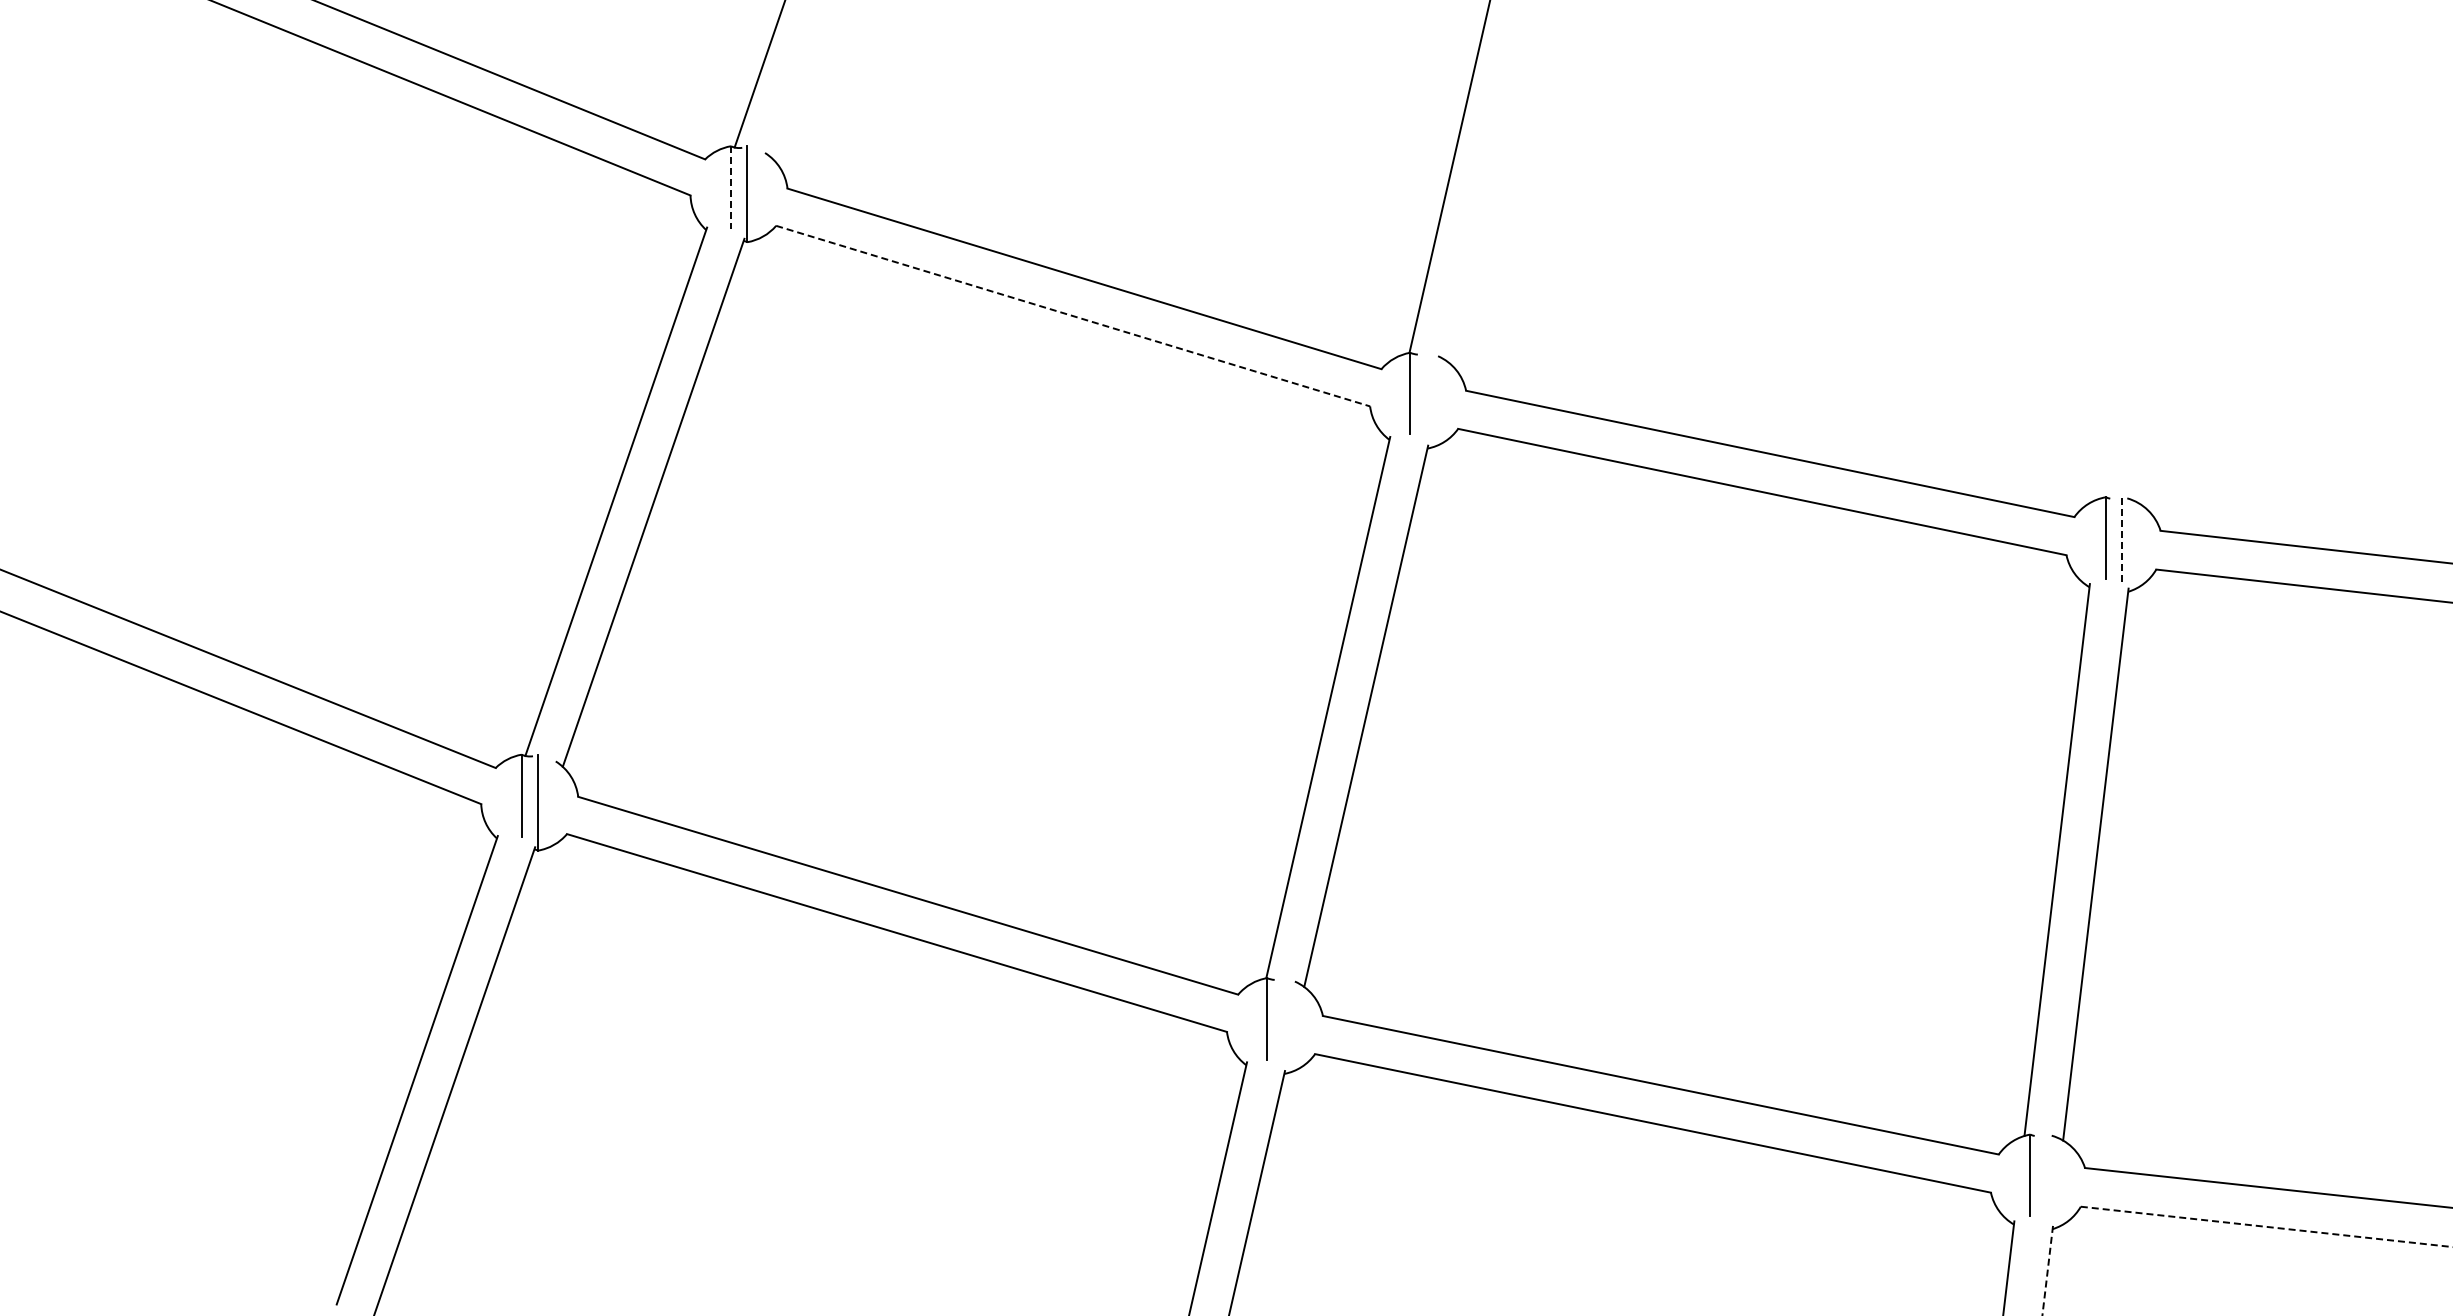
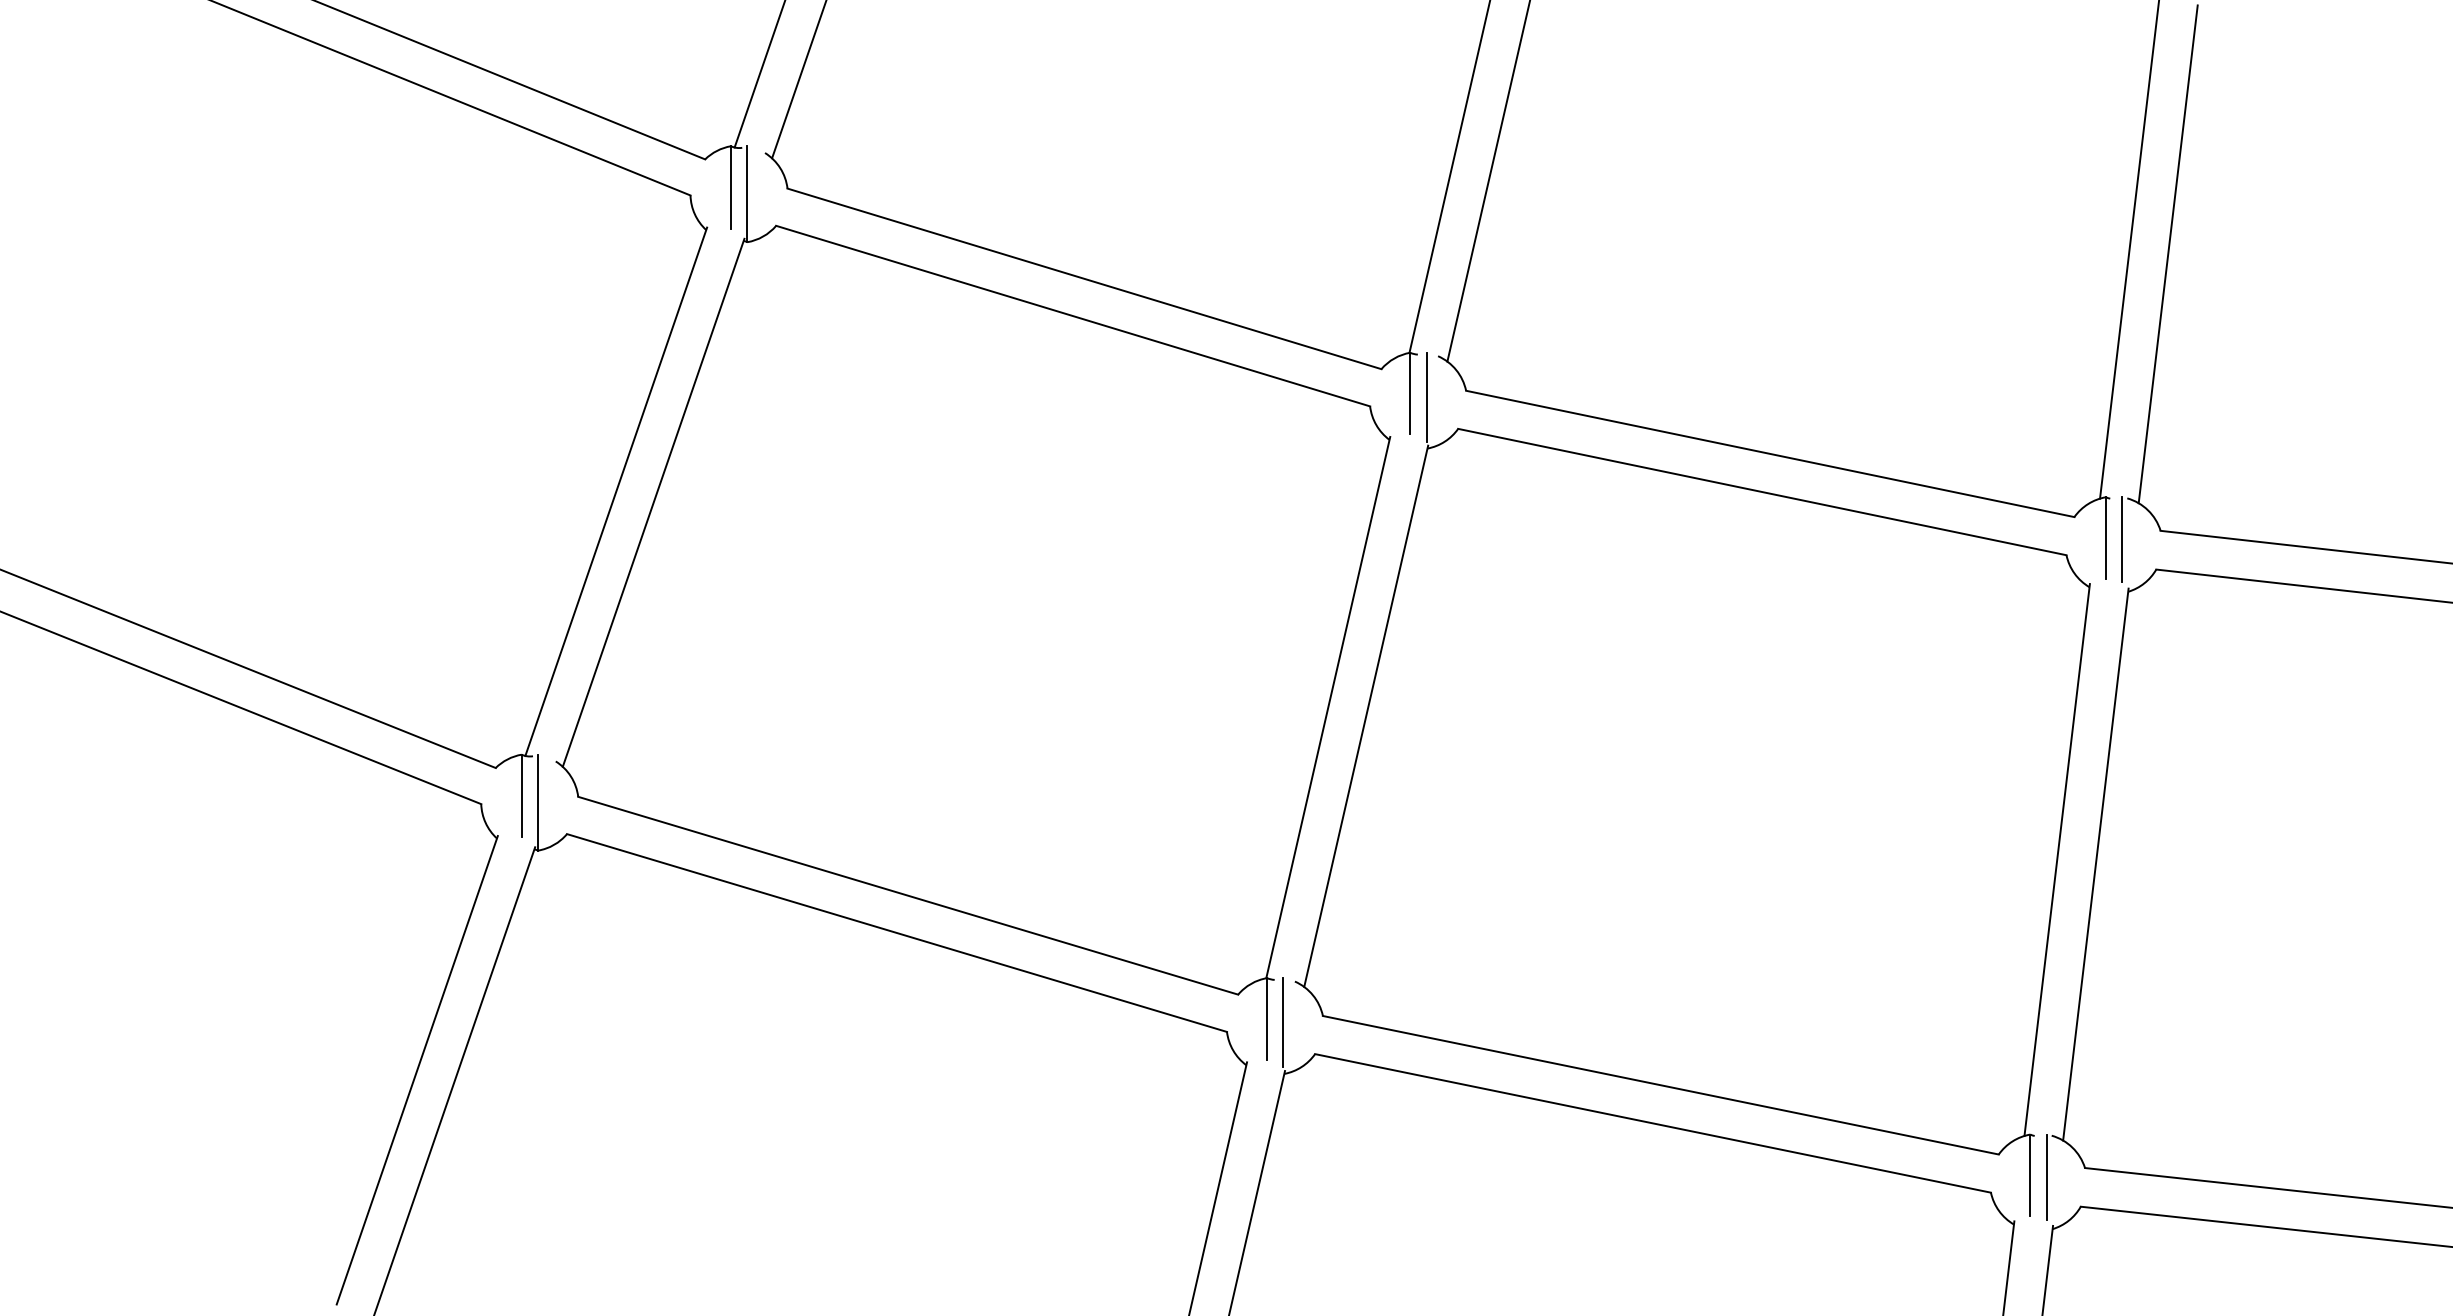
line: none -> present (798, 80)
line: none -> present (1488, 181)
line: dashed -> solid (731, 188)
line: none -> present (2129, 250)
line: none -> present (2167, 254)
line: dashed -> solid (1073, 316)
line: none -> present (1426, 396)
line: dashed -> solid (2122, 539)
line: none -> present (1283, 1022)
line: none -> present (2046, 1176)
line: dashed -> solid (2266, 1226)
line: dashed -> solid (2047, 1270)
